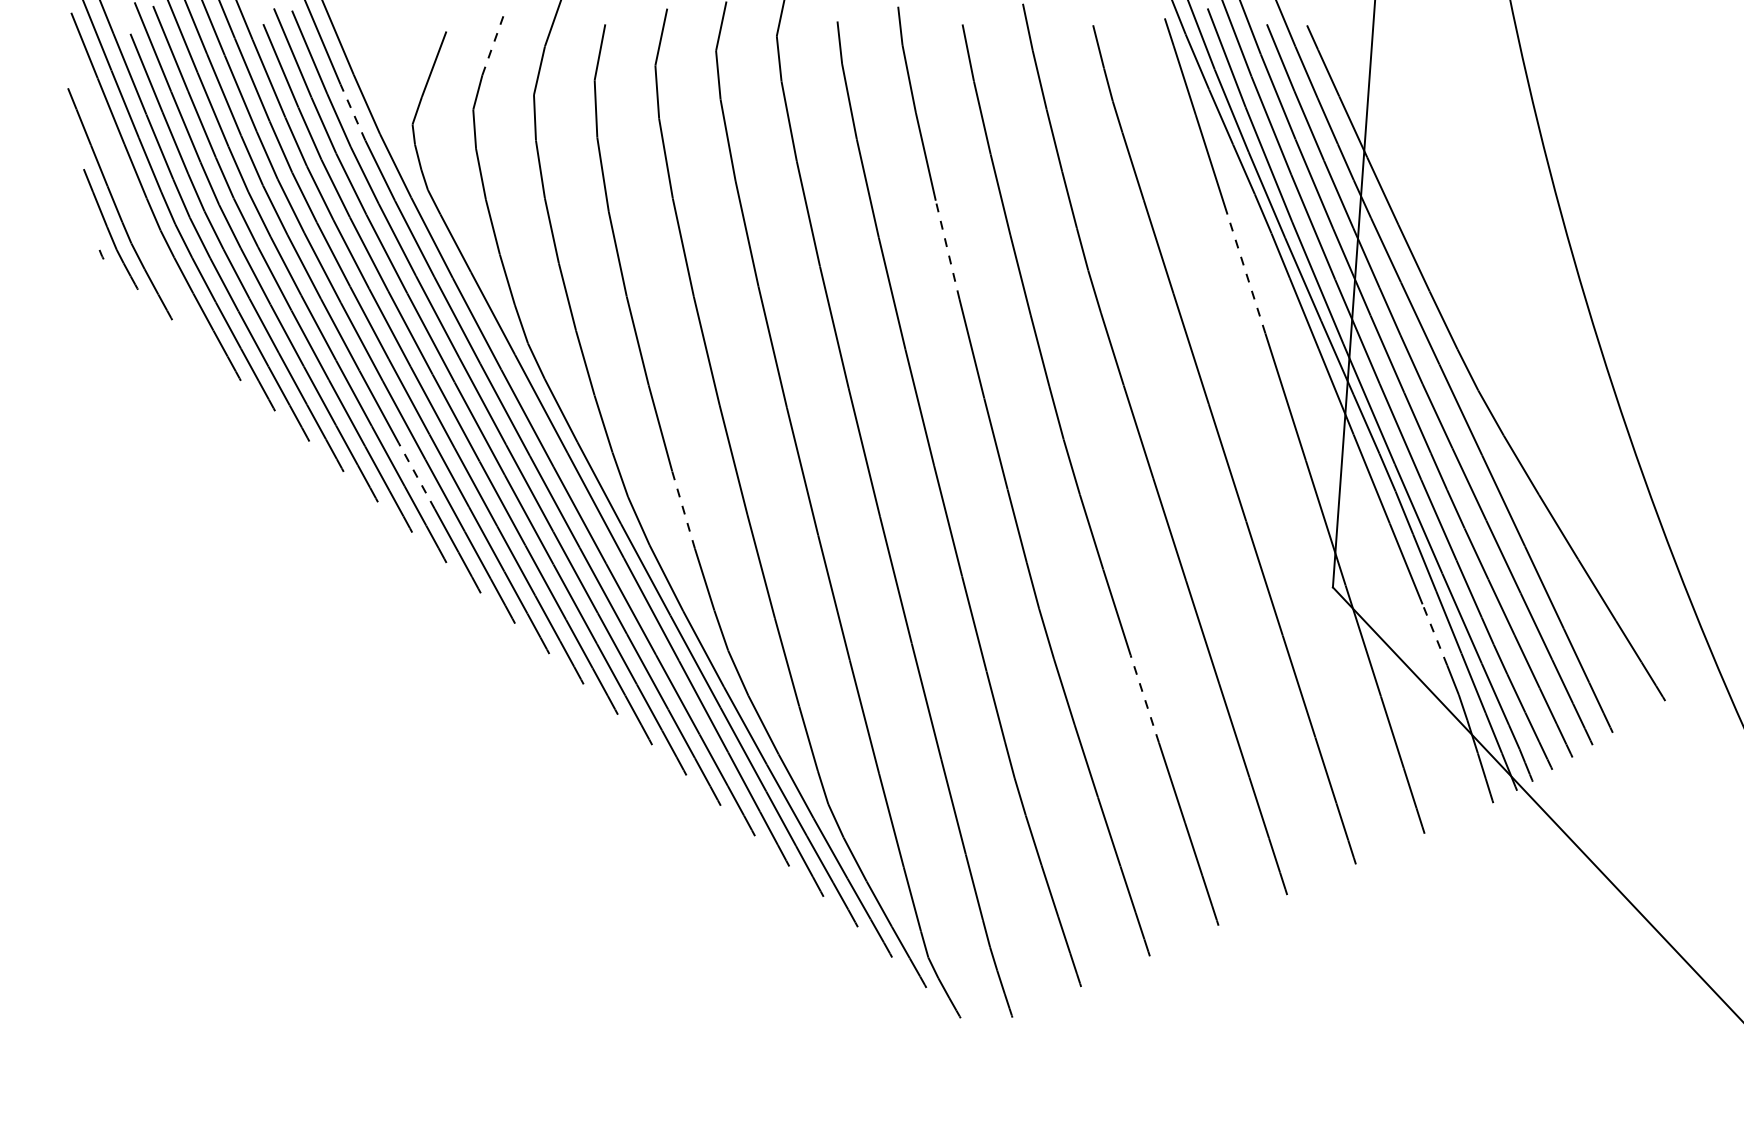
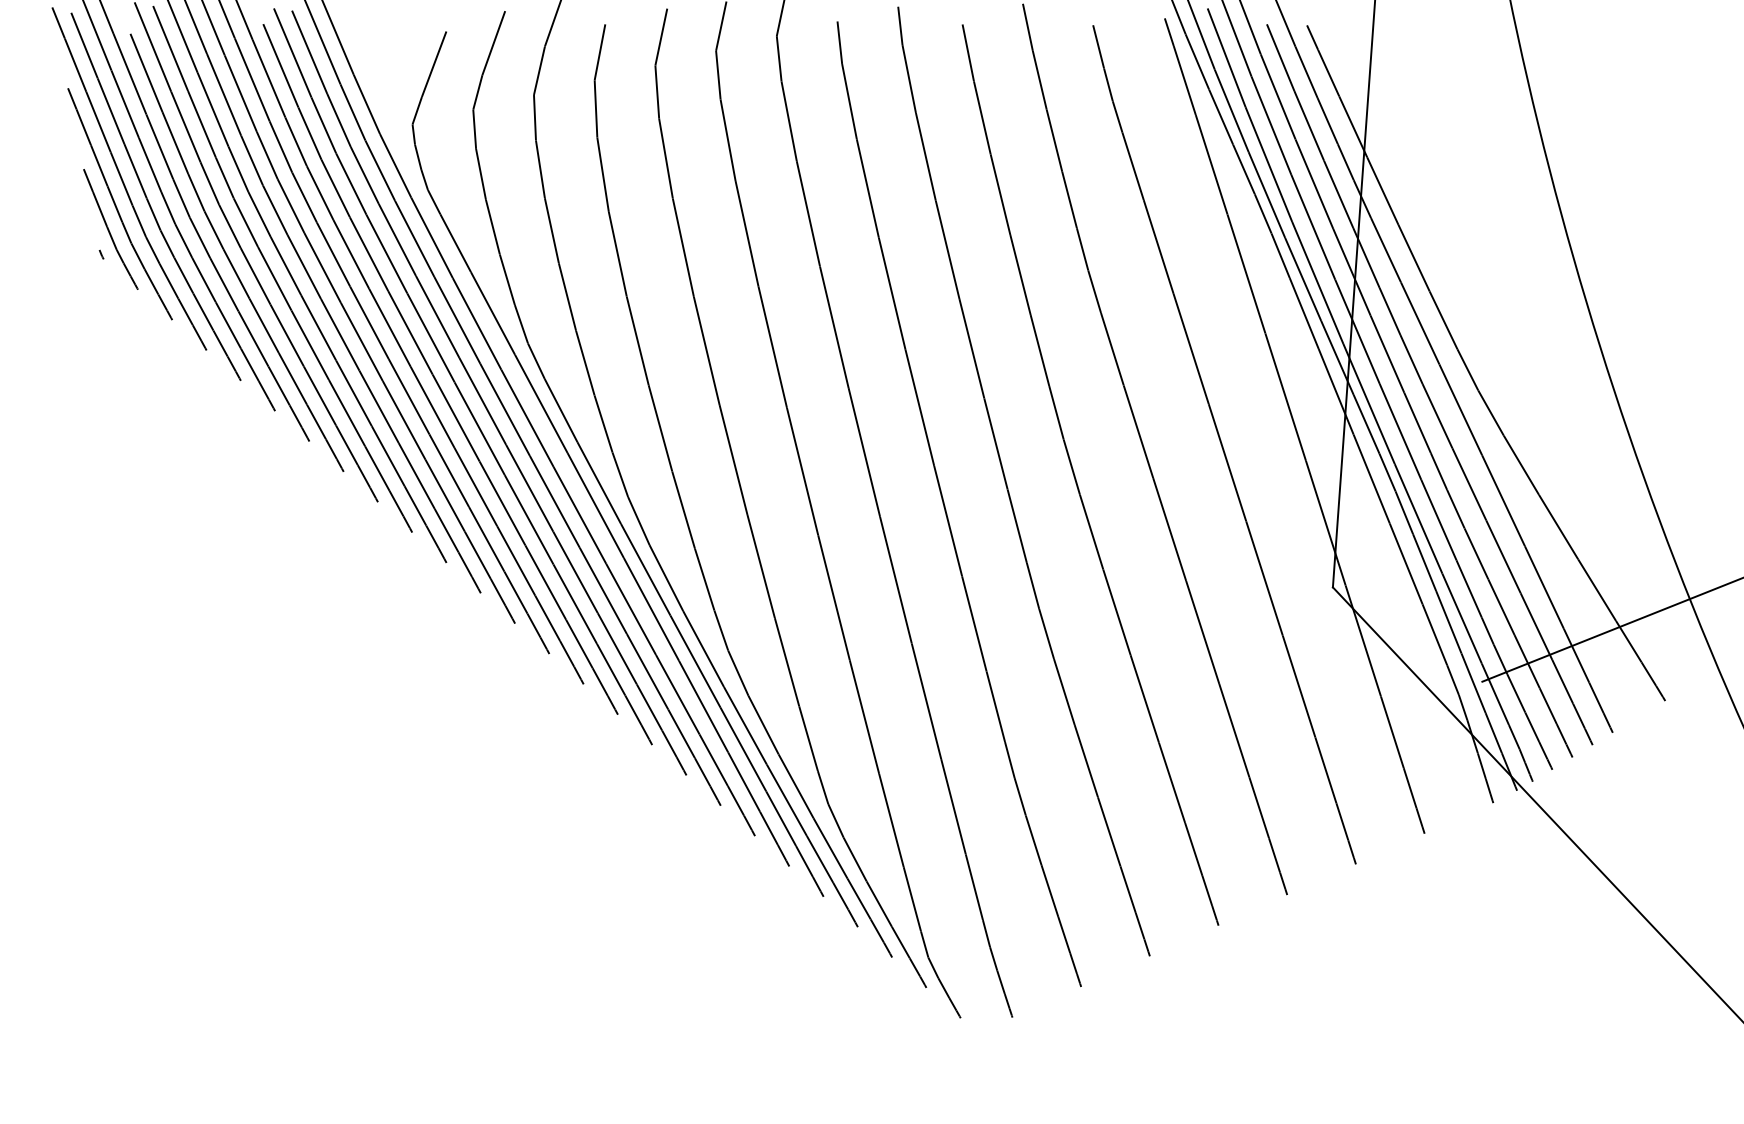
line: dashed -> solid (493, 42)
line: dashed -> solid (352, 112)
part: none -> present (123, 180)
line: dashed -> solid (947, 249)
line: dashed -> solid (1246, 273)
line: dashed -> solid (416, 475)
line: dashed -> solid (683, 509)
line: none -> present (1611, 630)
line: dashed -> solid (1434, 634)
line: dashed -> solid (1144, 698)
